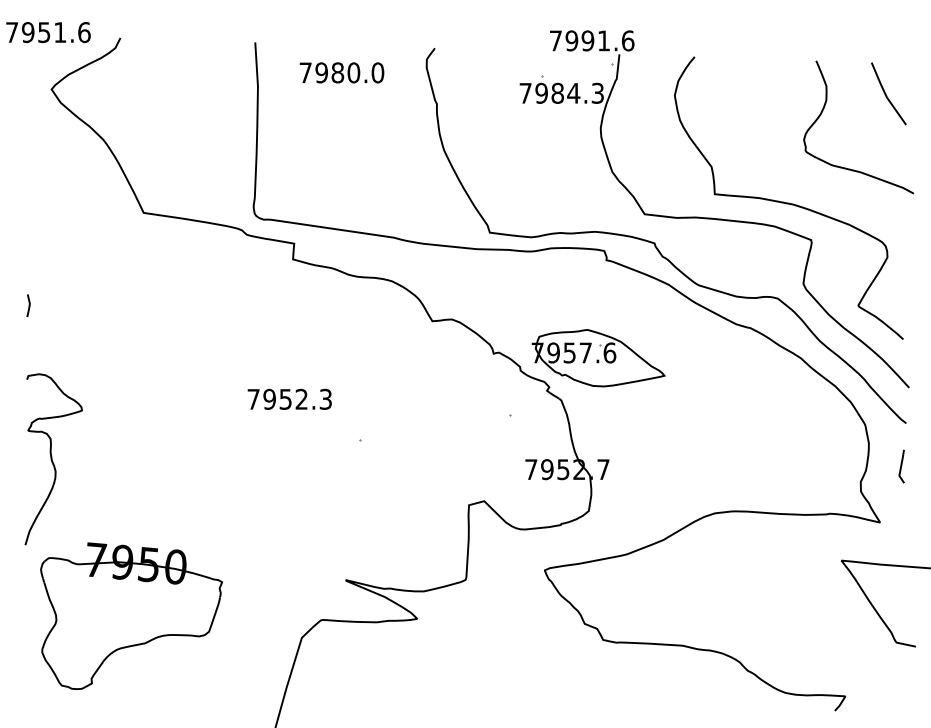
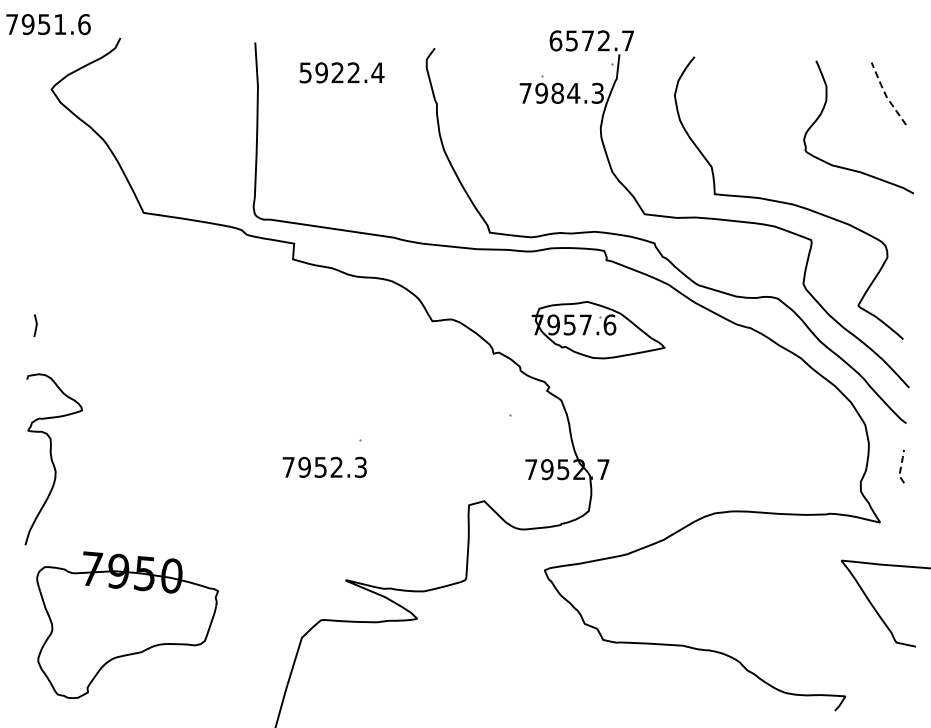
text position: (48, 32) -> (48, 24) (48, 24)
text: 7991.6 -> 6572.7 (591, 40)
text: 7980.0 -> 5922.4 (341, 72)
line: solid -> dashed (885, 94)
line position: (28, 305) -> (35, 325) (35, 325)
part position: (598, 358) -> (598, 330) (598, 330)
text position: (289, 398) -> (324, 466) (324, 466)
line: solid -> dashed (901, 466)
part position: (131, 615) -> (127, 624) (127, 624)
